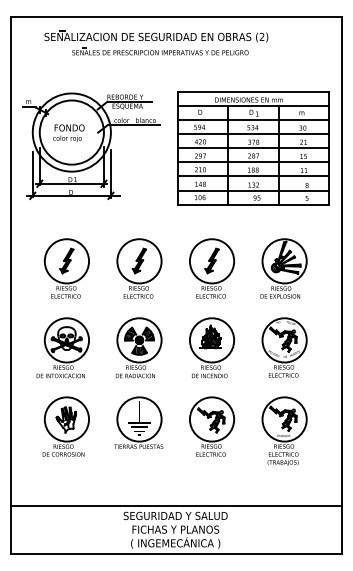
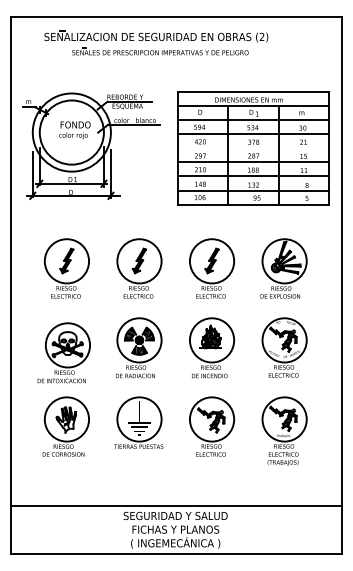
text position: (68, 133) -> (74, 130) (74, 130)
line: present -> none (253, 148)
part position: (62, 347) -> (63, 352) (63, 352)
